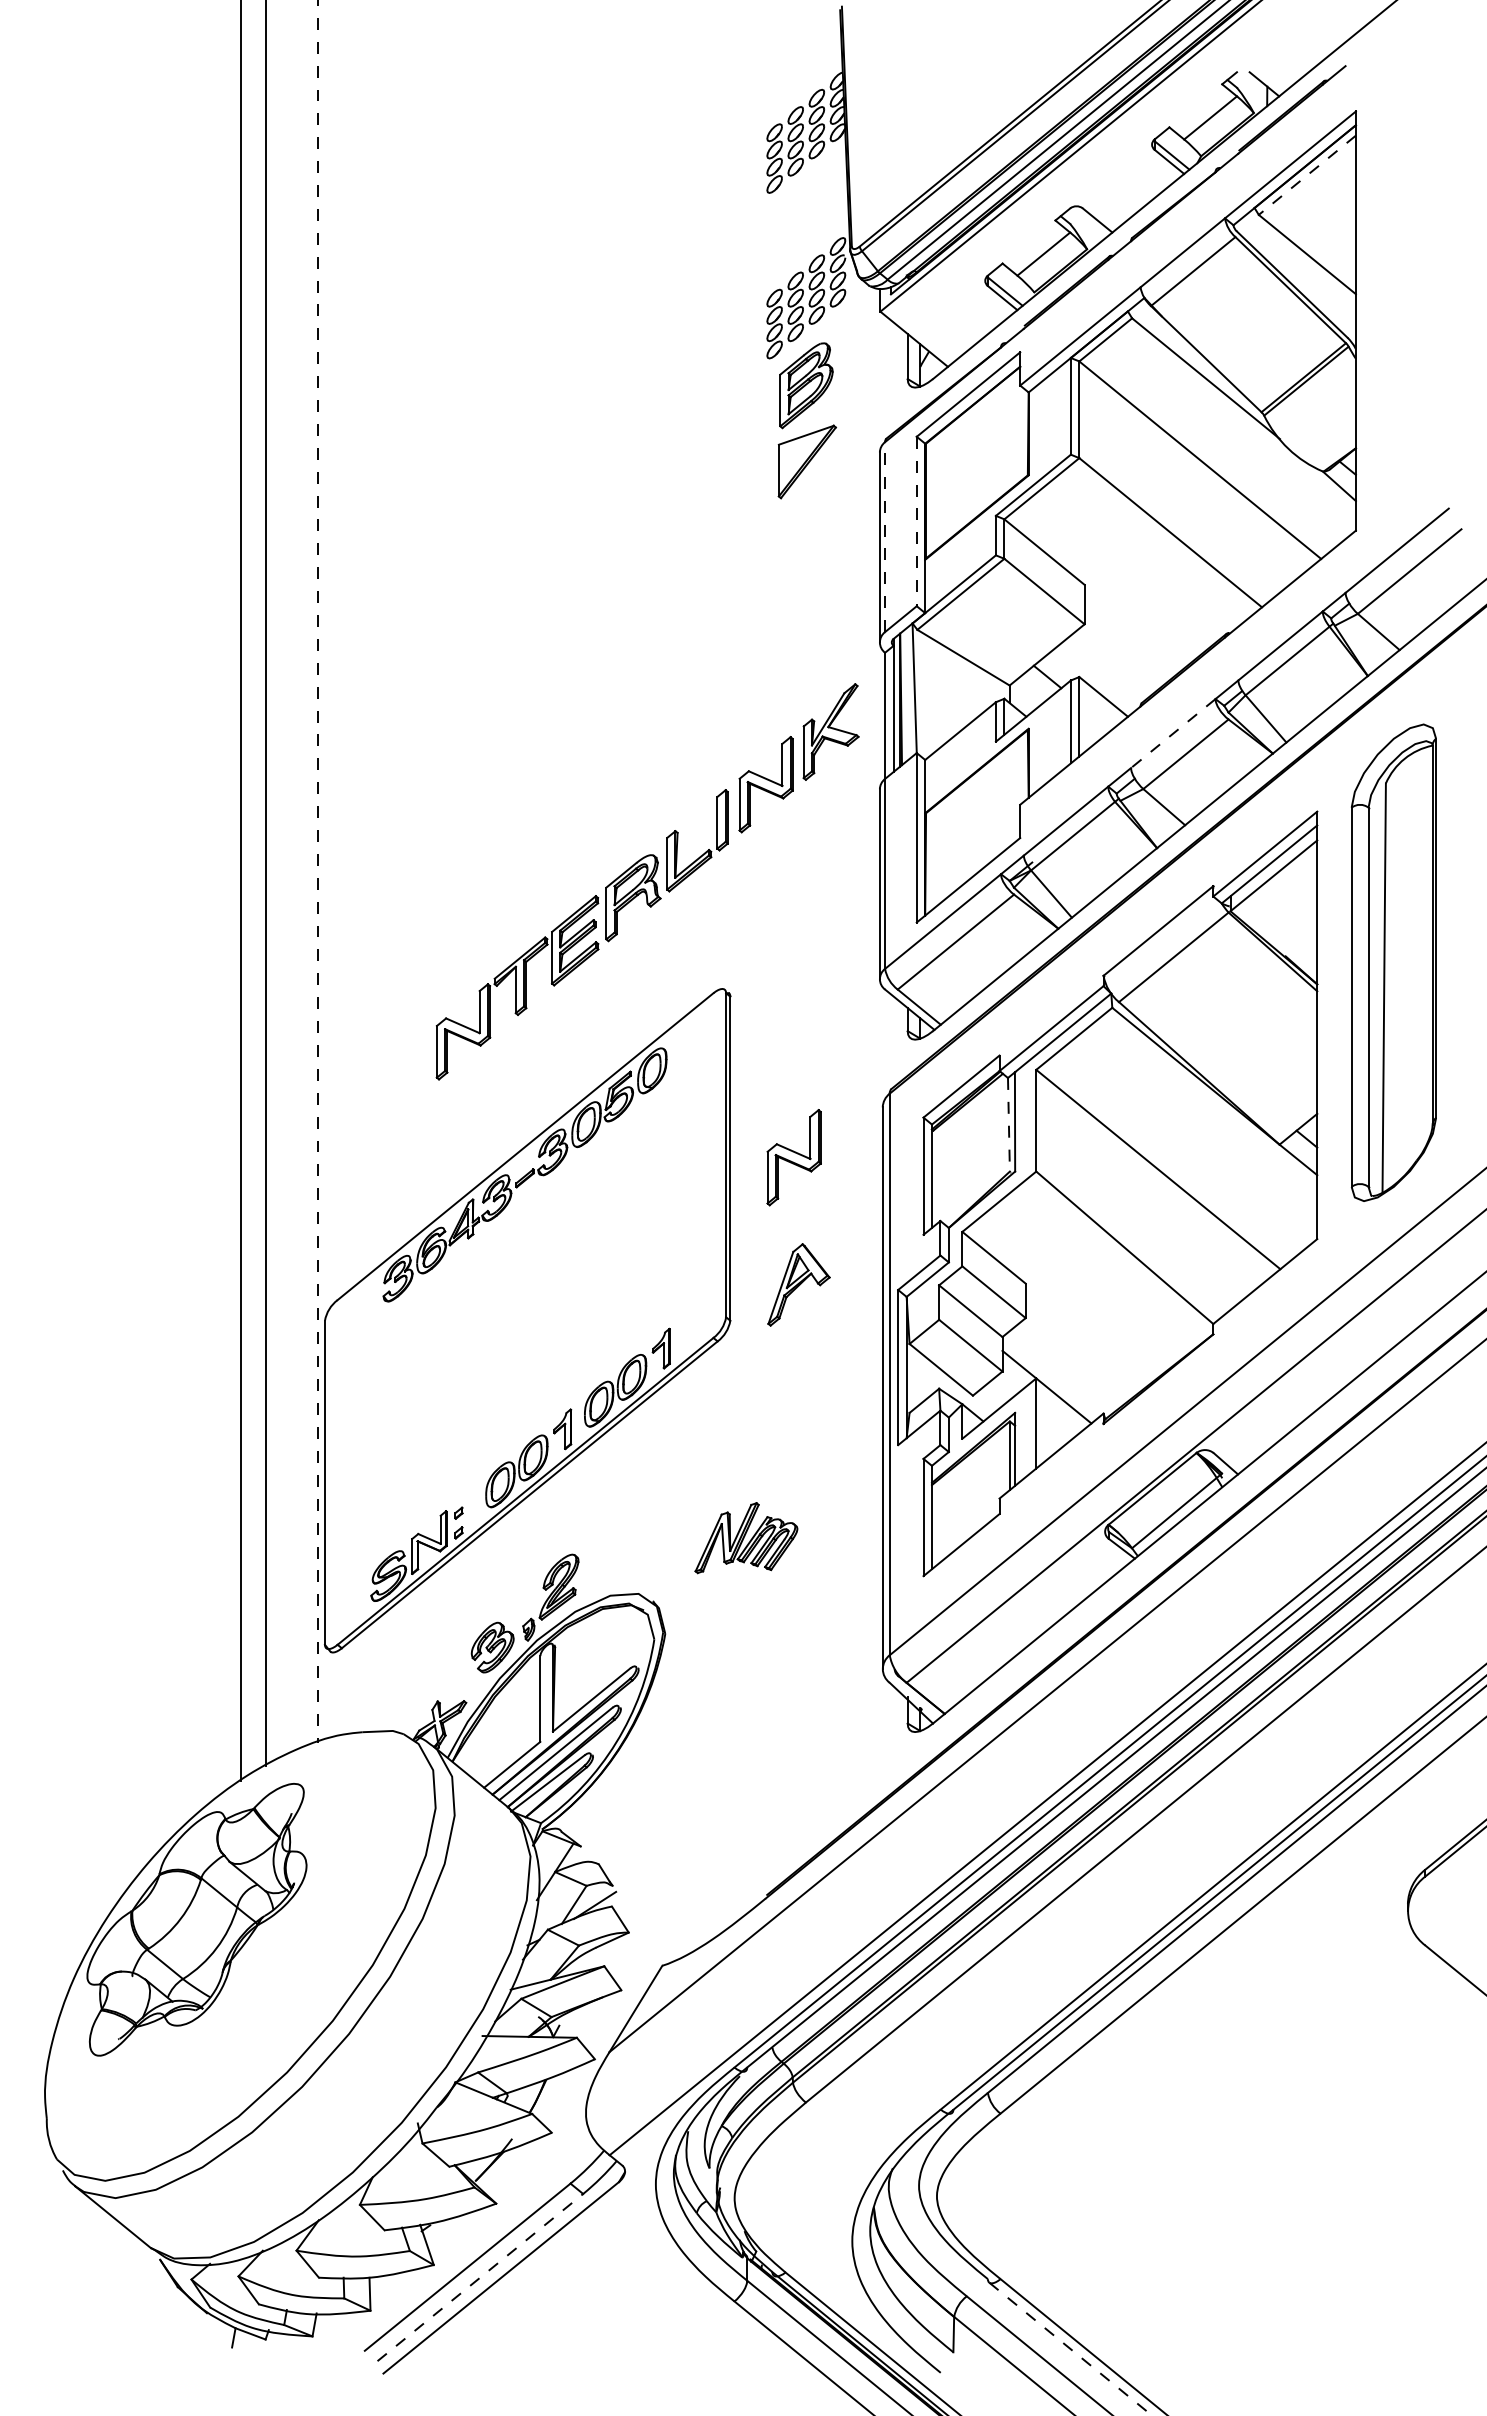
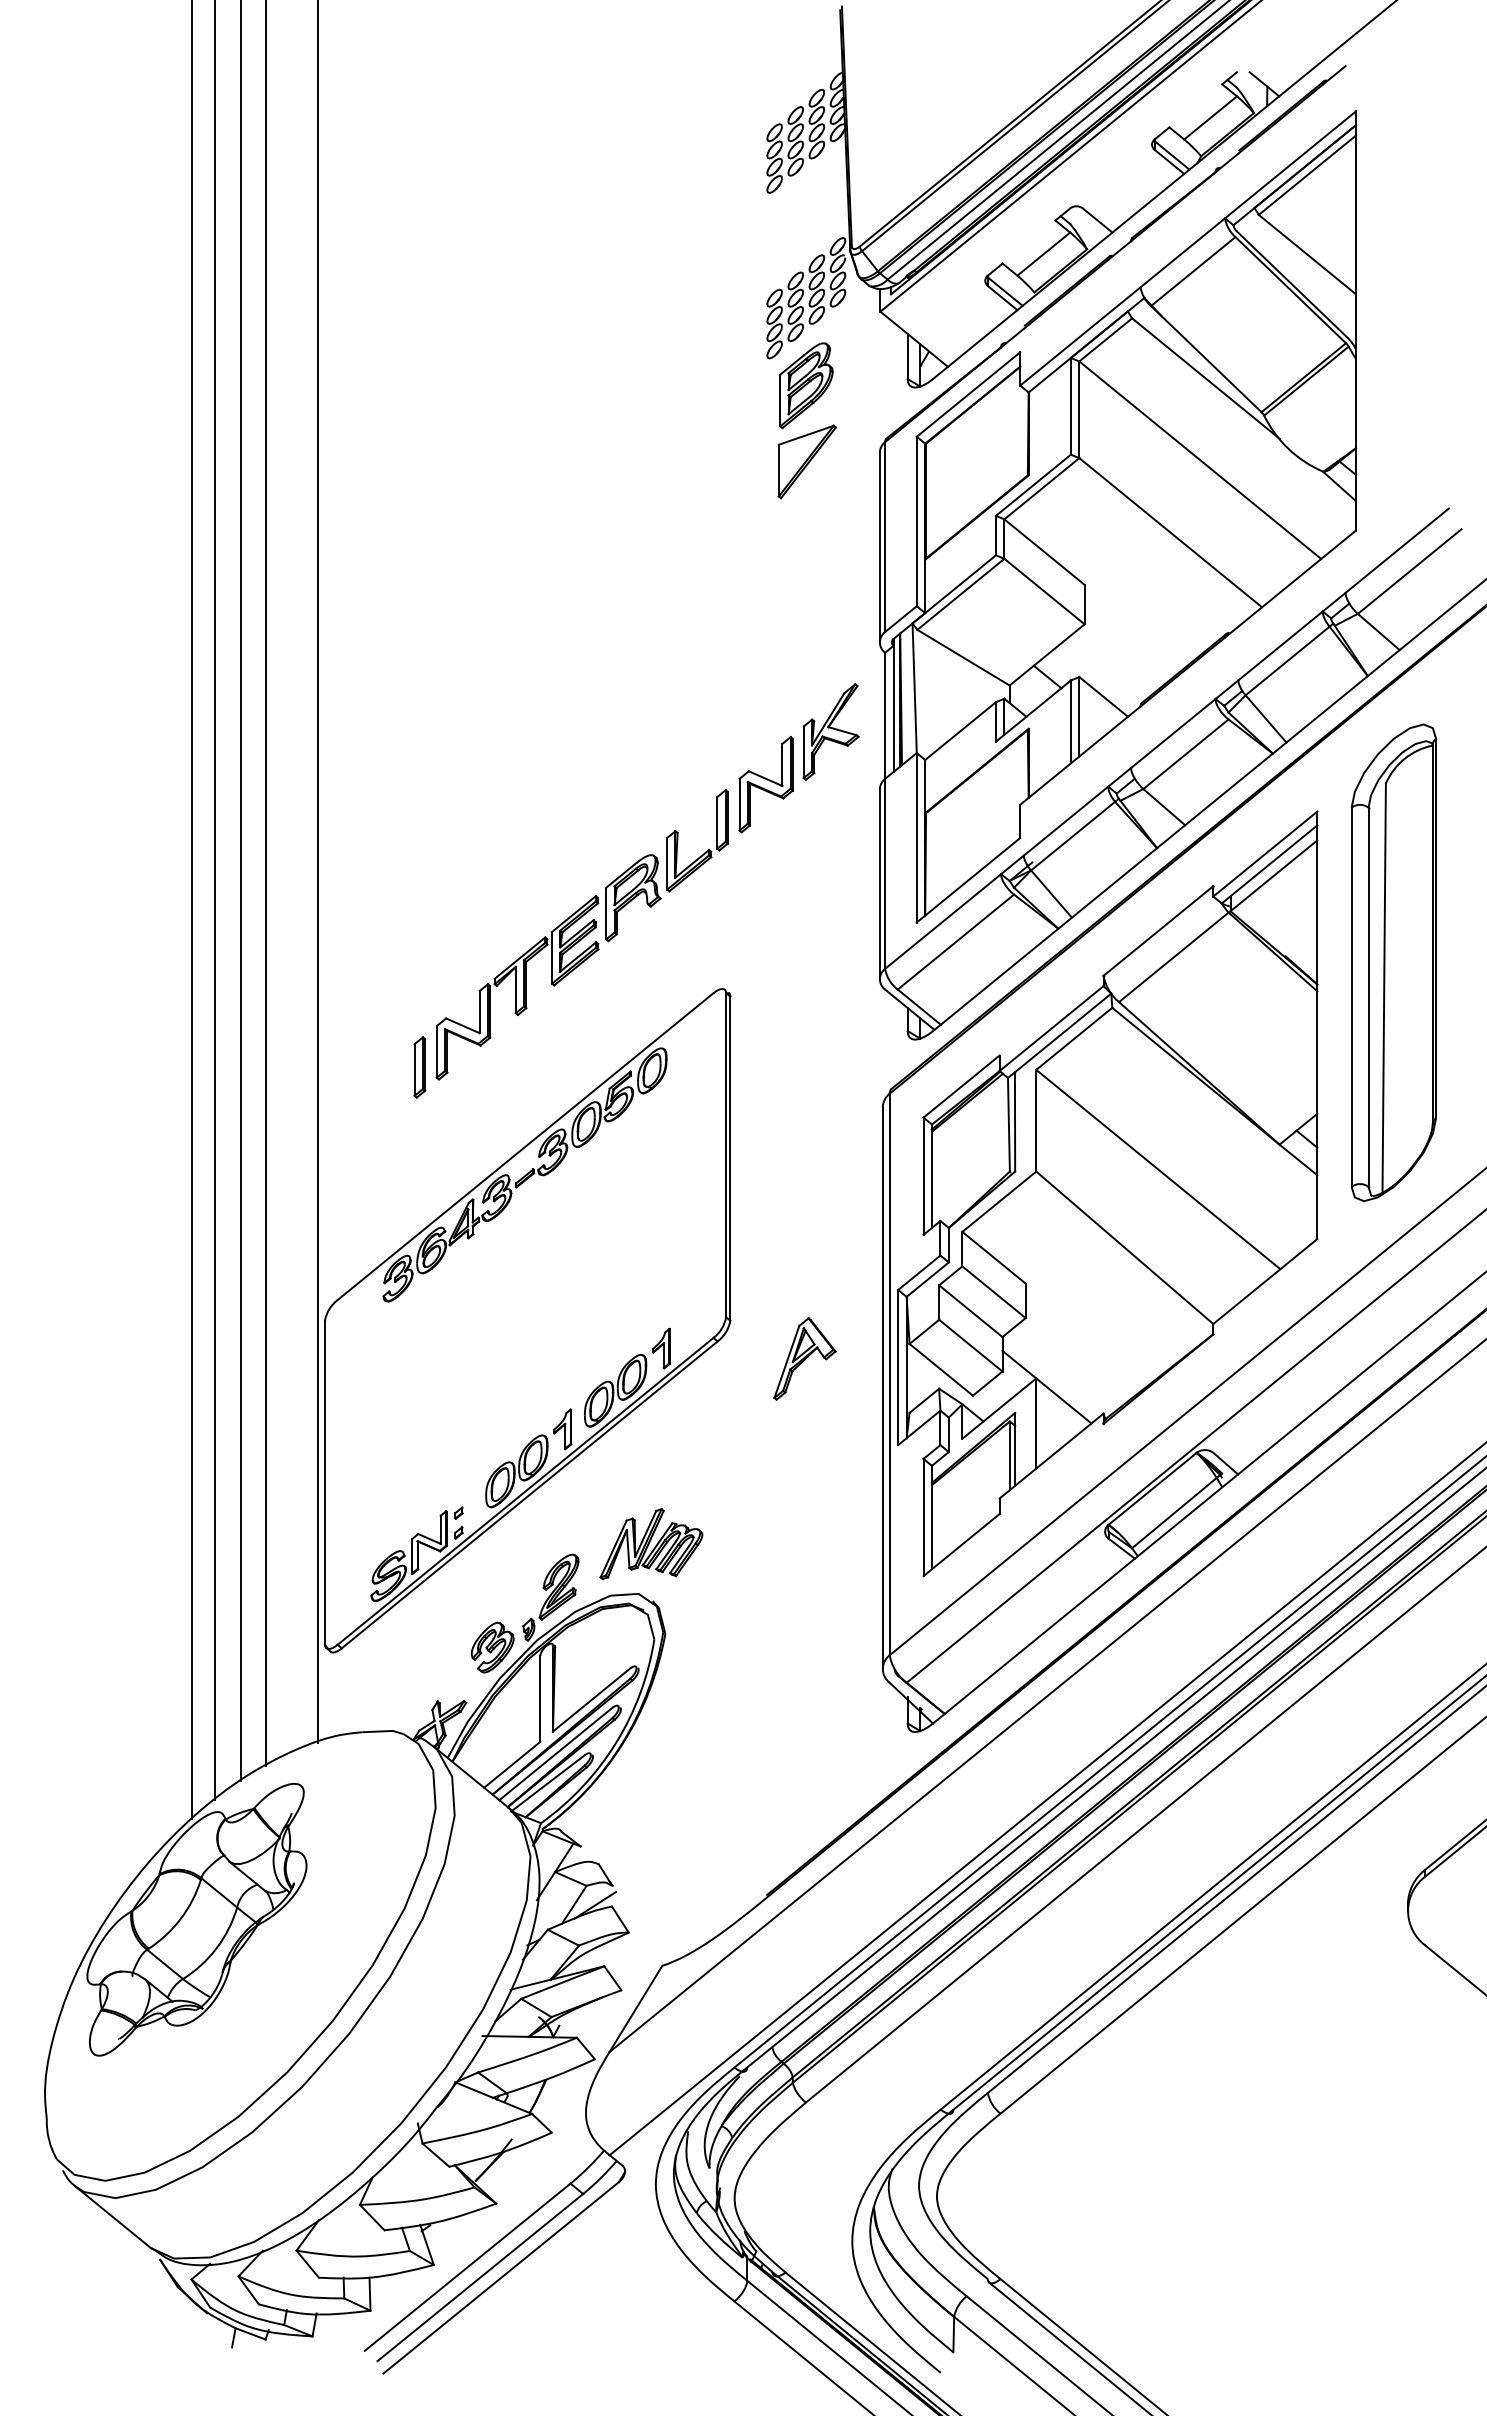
line: dashed -> solid (1307, 175)
line: dashed -> solid (916, 521)
line: dashed -> solid (885, 537)
line: dashed -> solid (1173, 733)
line: dashed -> solid (317, 871)
line: none -> present (215, 900)
line: none -> present (191, 910)
part: none -> present (419, 1067)
line: dashed -> solid (1008, 1124)
part: present -> none (793, 1157)
part position: (798, 1284) -> (804, 1358) (804, 1358)
part position: (746, 1538) -> (651, 1544) (651, 1544)
line: dashed -> solid (480, 2277)
line: dashed -> solid (1070, 2349)
